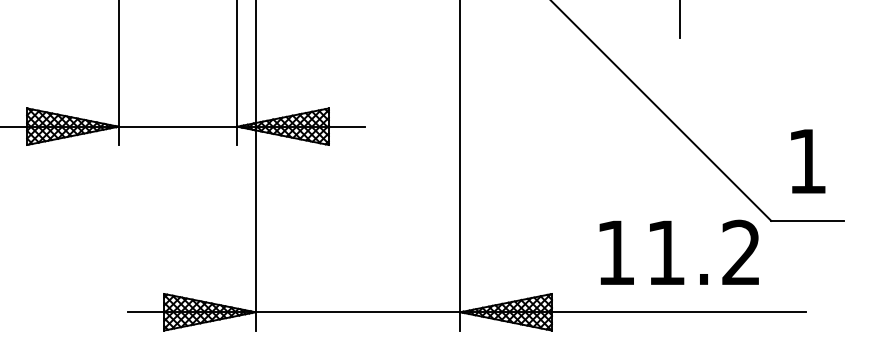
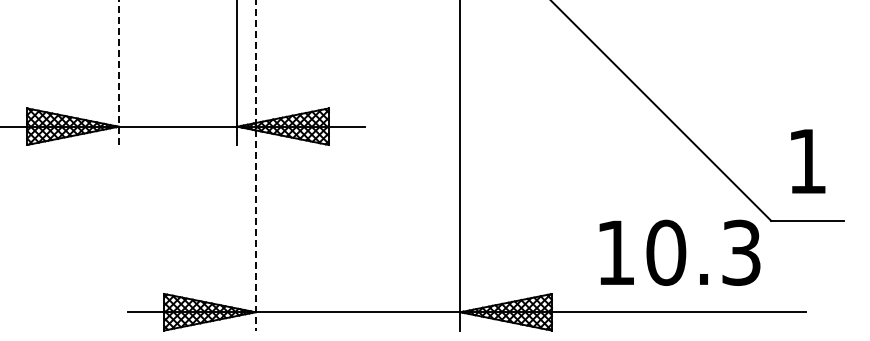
line: present -> none (679, 20)
line: solid -> dashed (118, 73)
line: solid -> dashed (255, 165)
text: 11.2 -> 10.3 (703, 252)
